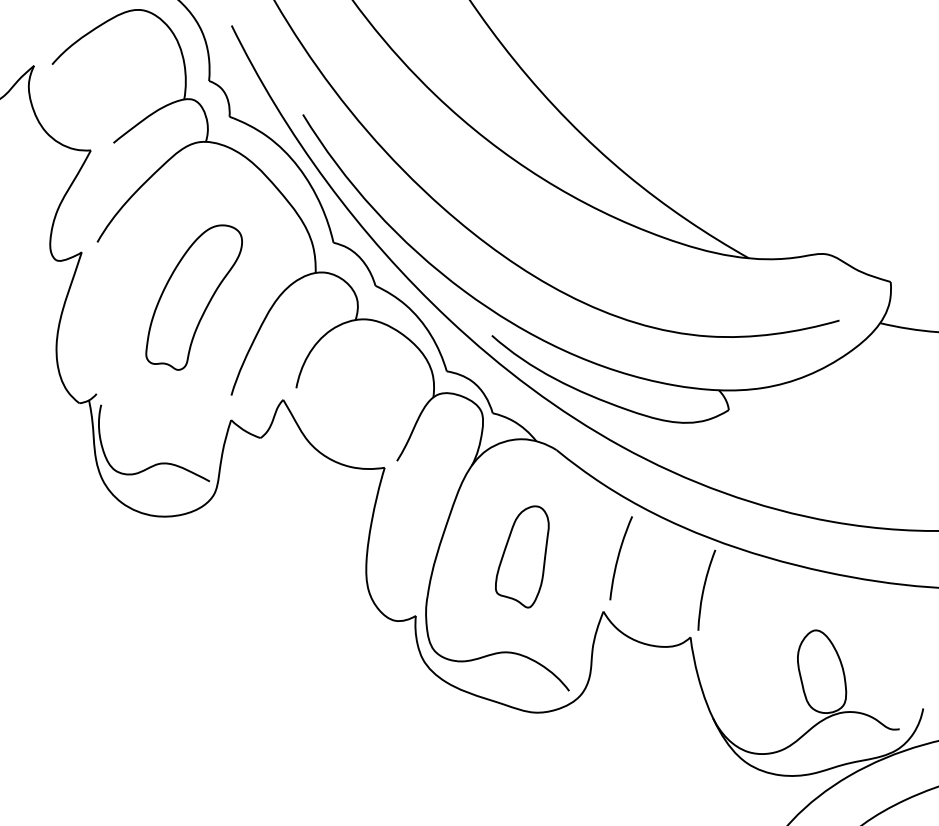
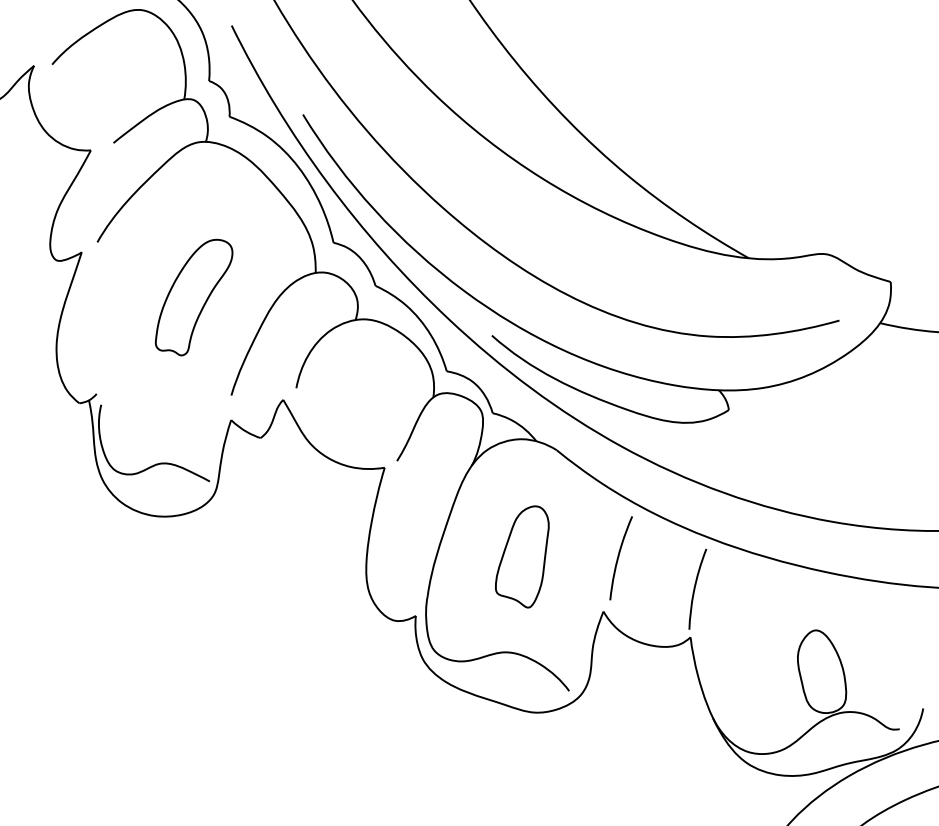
part size: 98x147 px -> 79x119 px (194, 297)
curve position: (704, 589) -> (695, 588) (695, 588)
